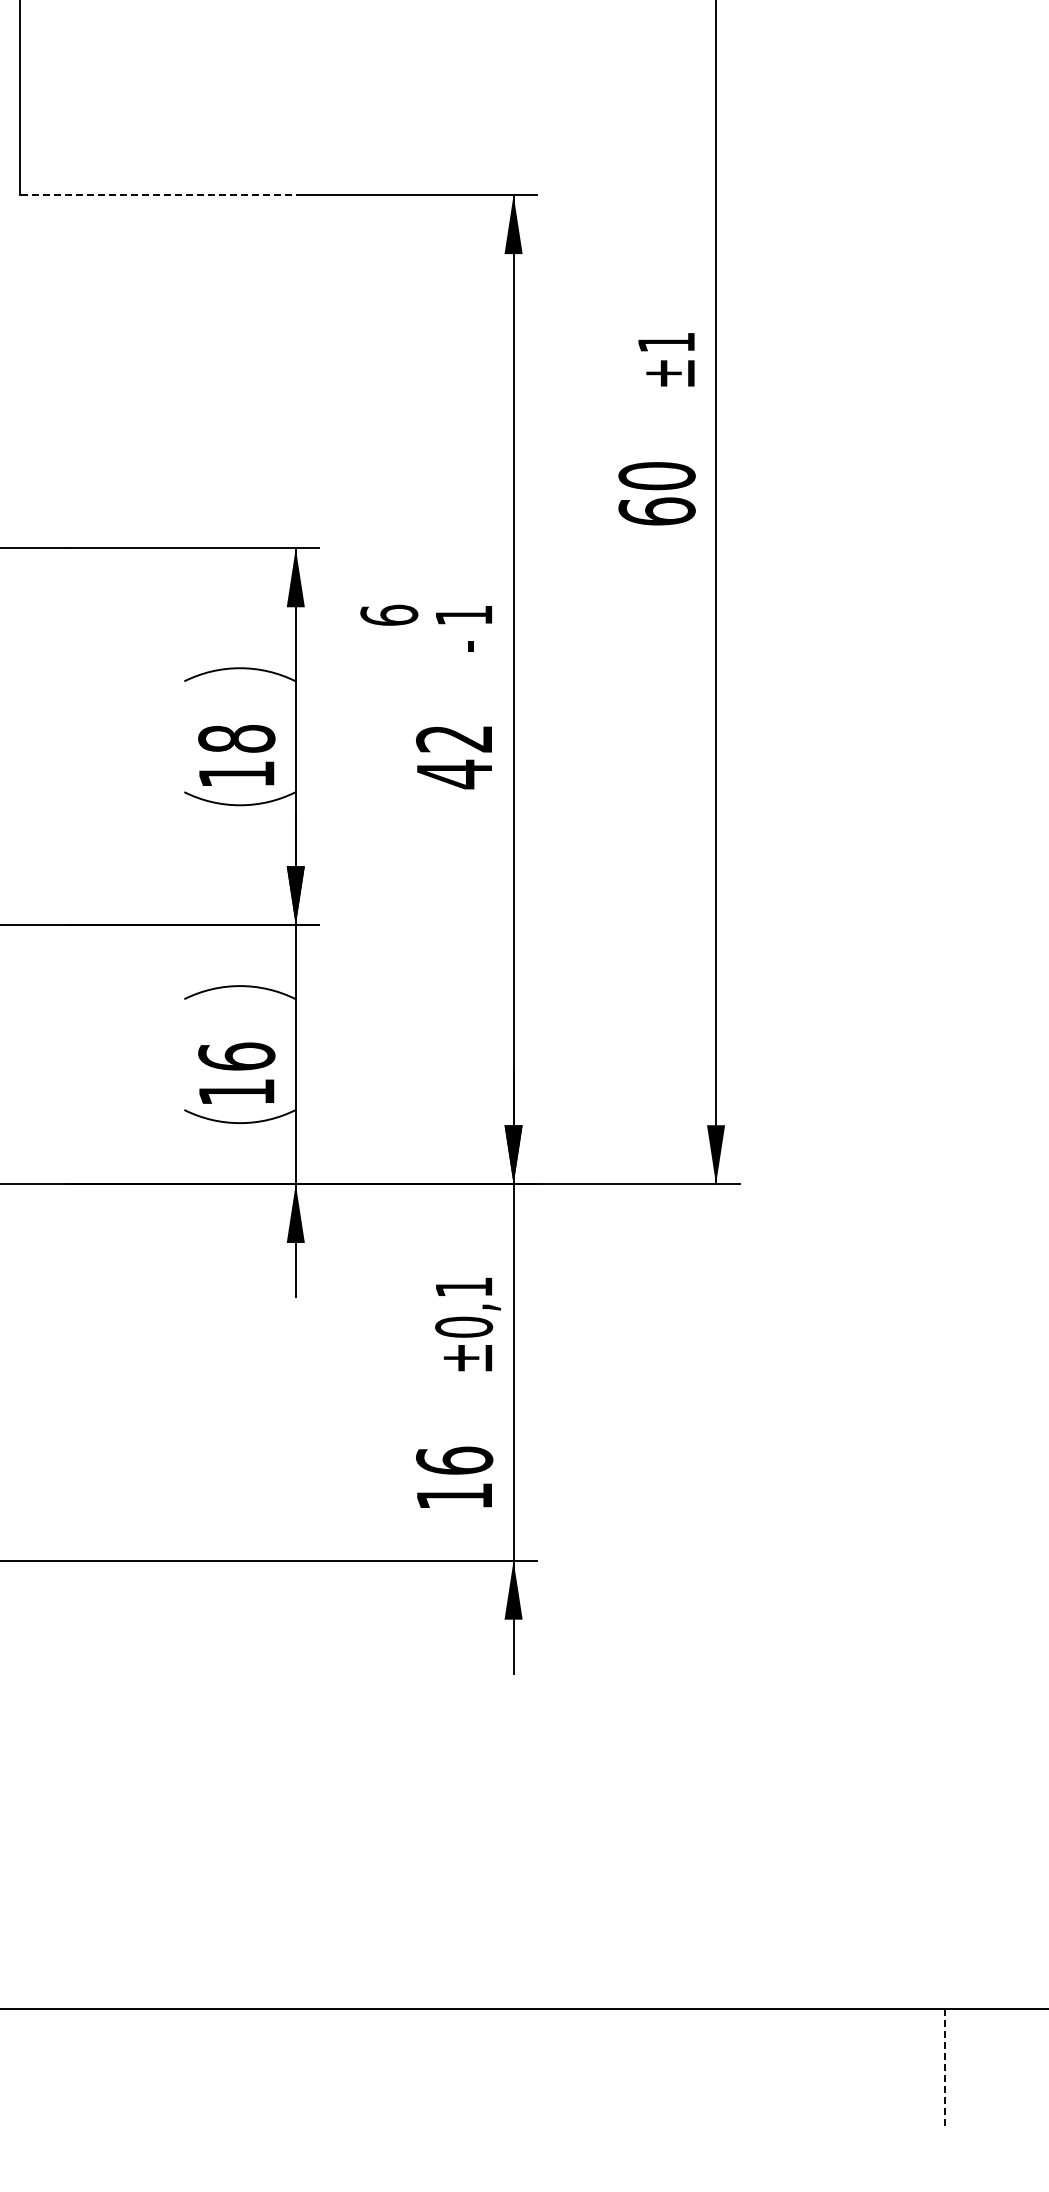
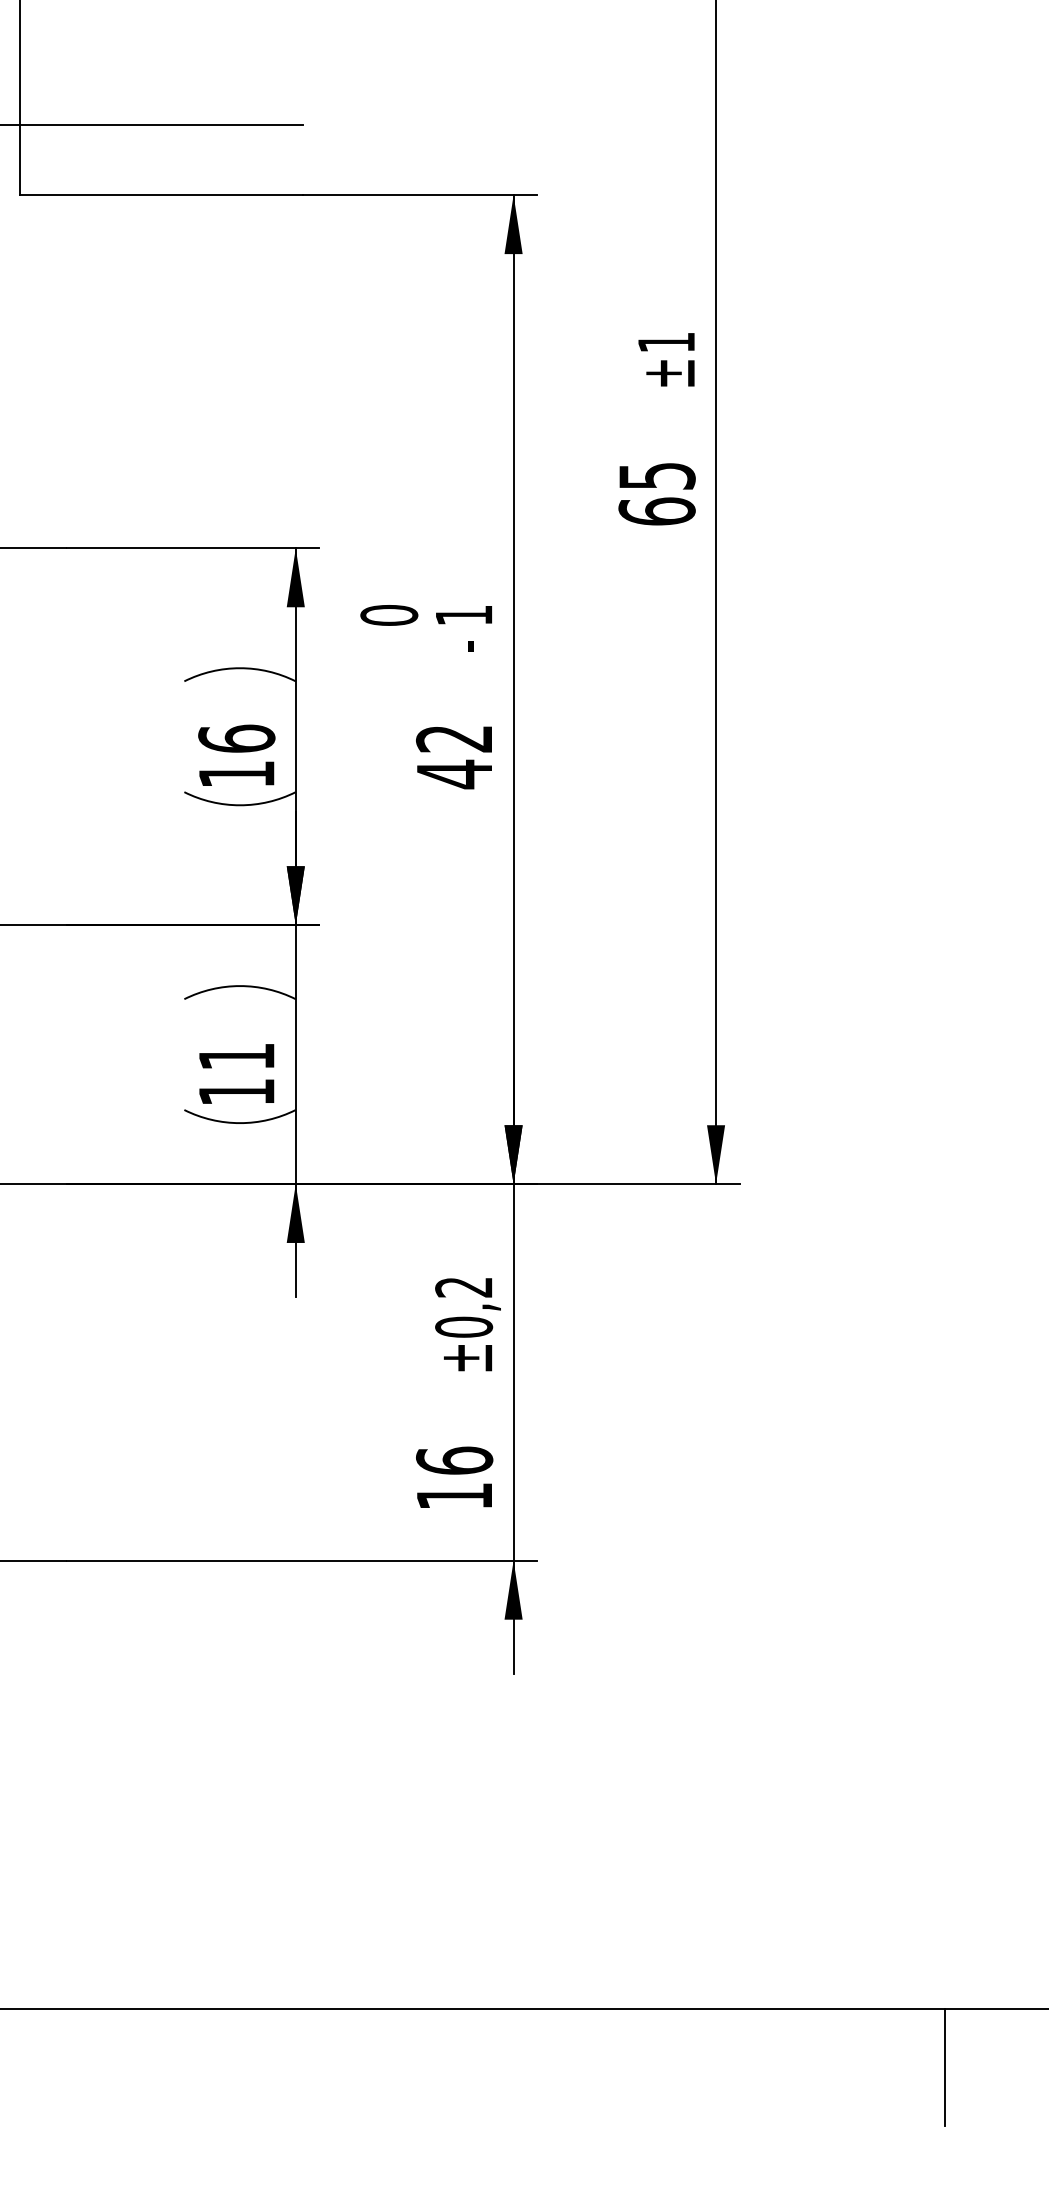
line: none -> present (152, 124)
line: dashed -> solid (160, 195)
text: 60 -> 65 (656, 476)
text: 6 -> 0 (389, 614)
text: 18 -> 16 (236, 738)
text: 16 -> 11 (236, 1056)
text: ±0,1 -> ±0,2 (463, 1287)
line: dashed -> solid (944, 2067)
